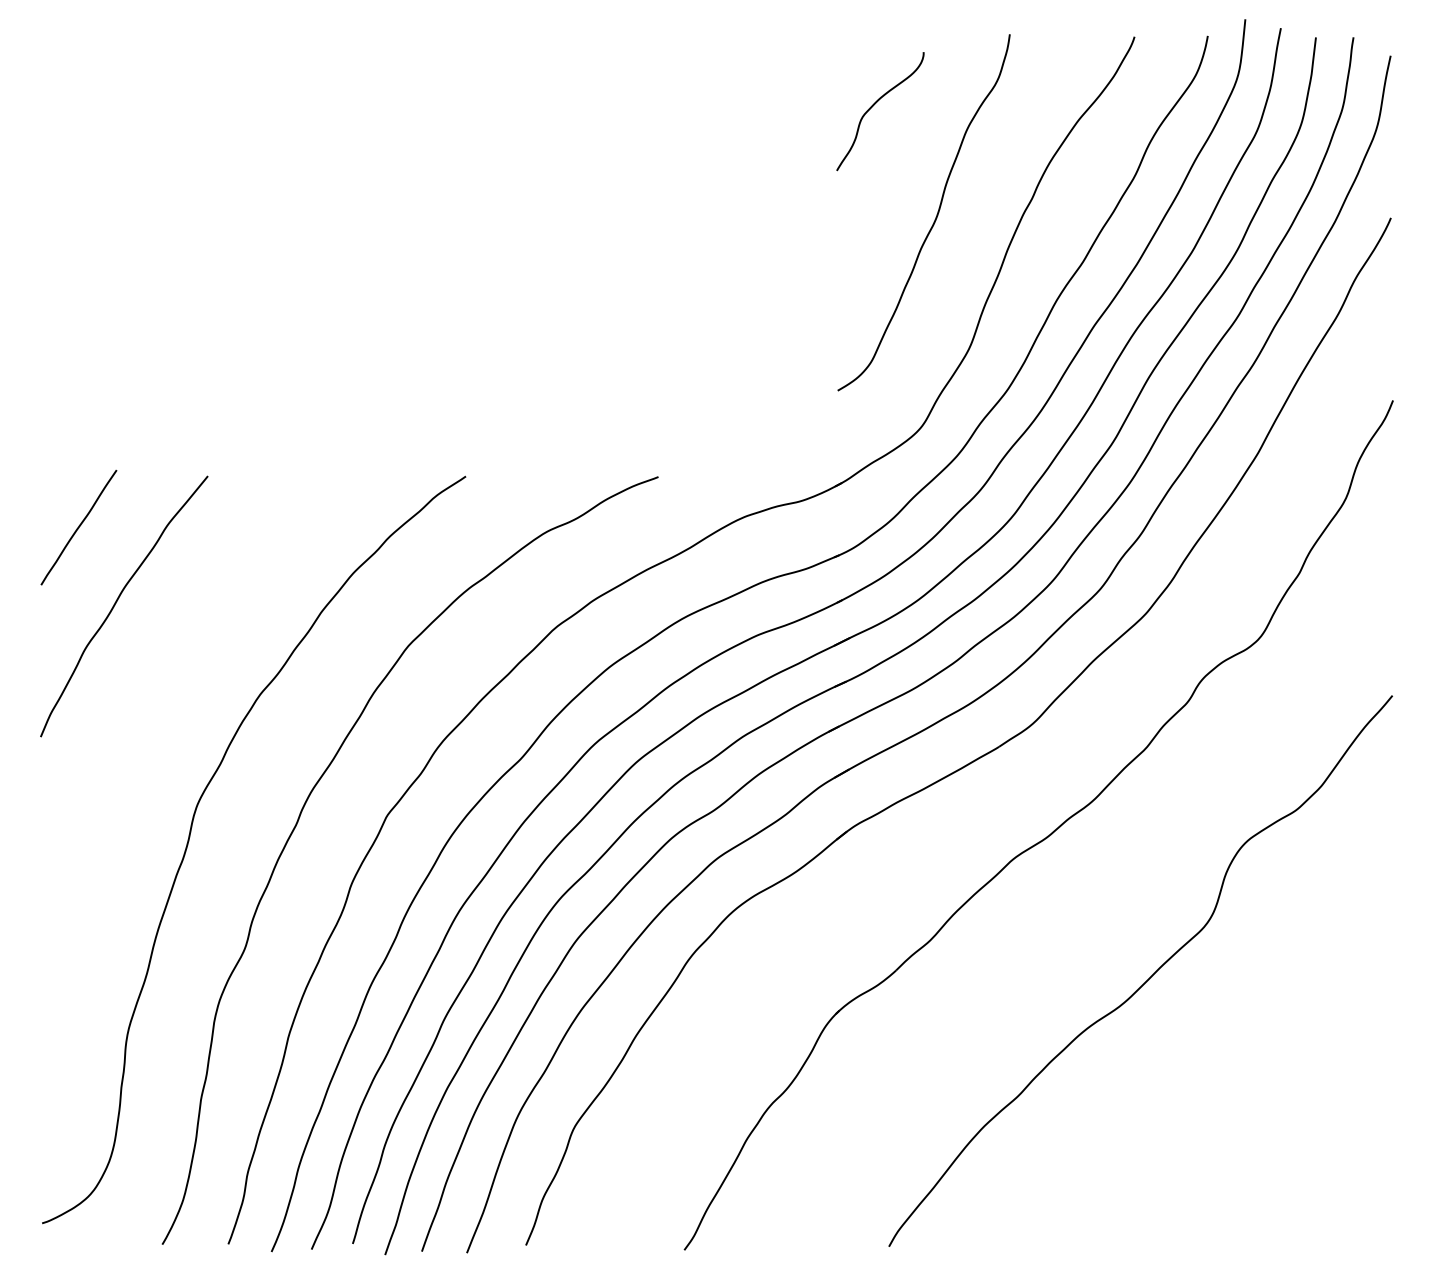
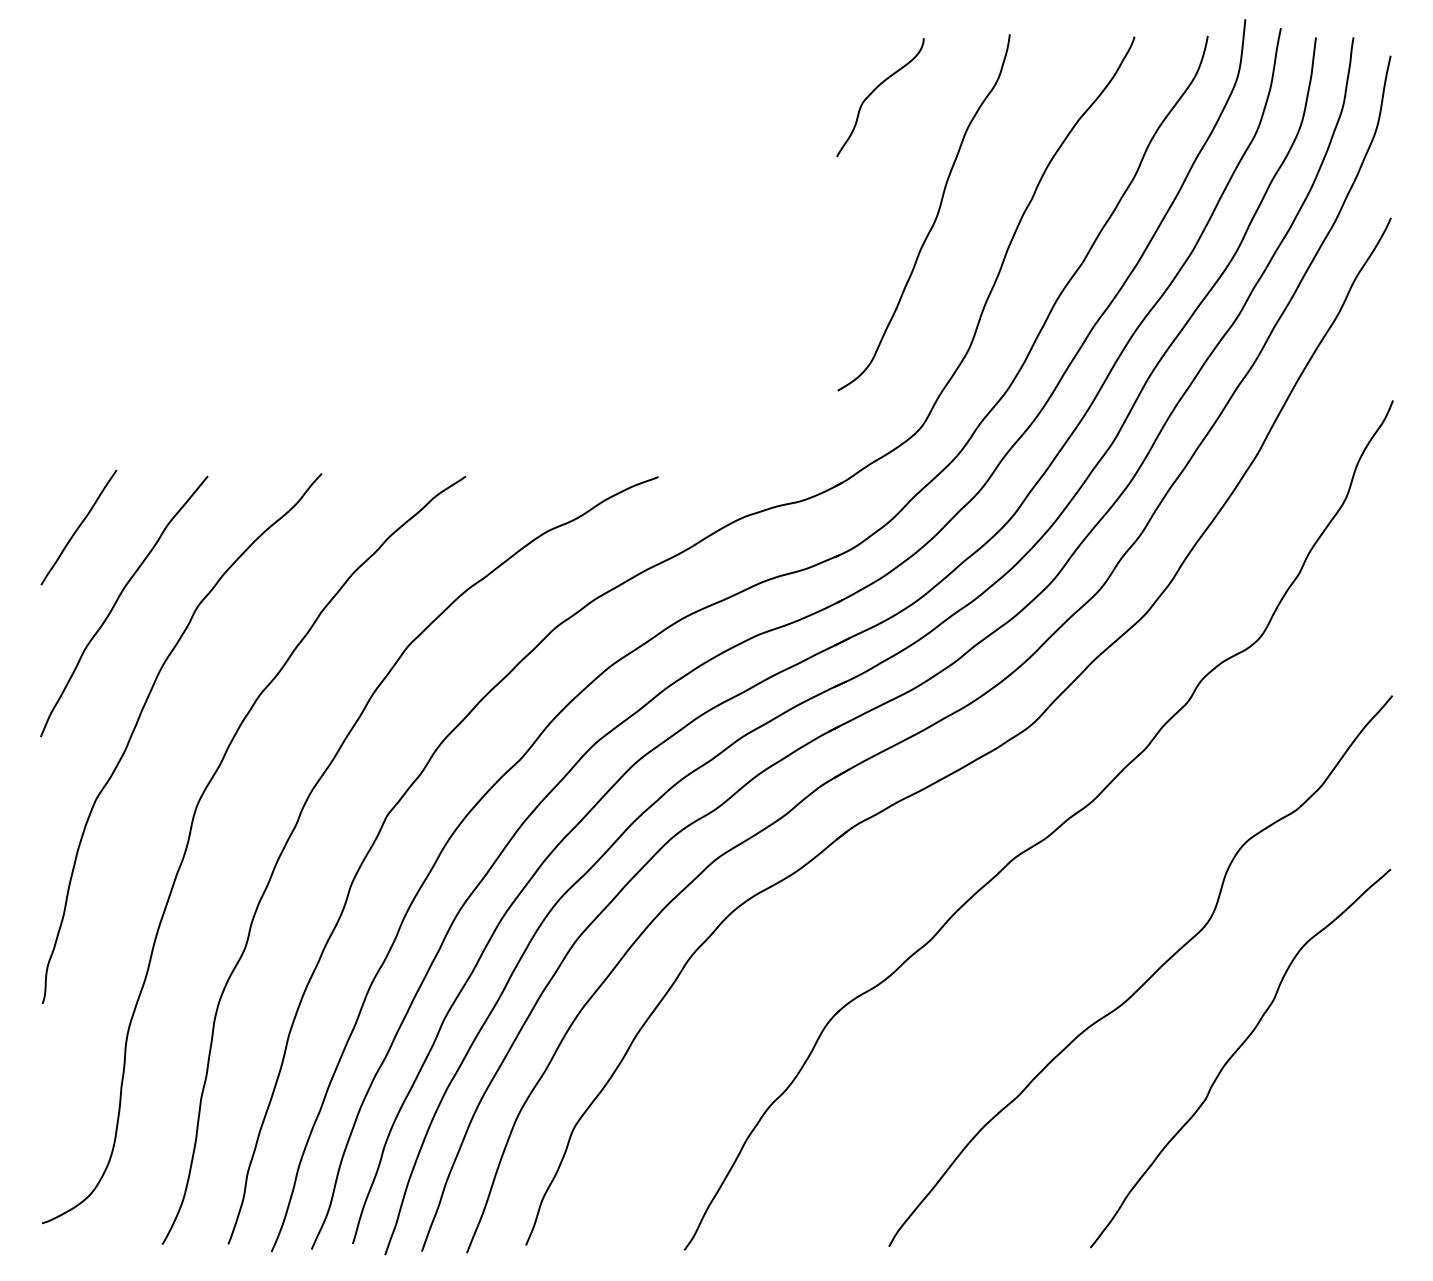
curve position: (874, 105) -> (874, 91) (874, 91)
curve: none -> present (138, 722)
curve: none -> present (1235, 1053)
